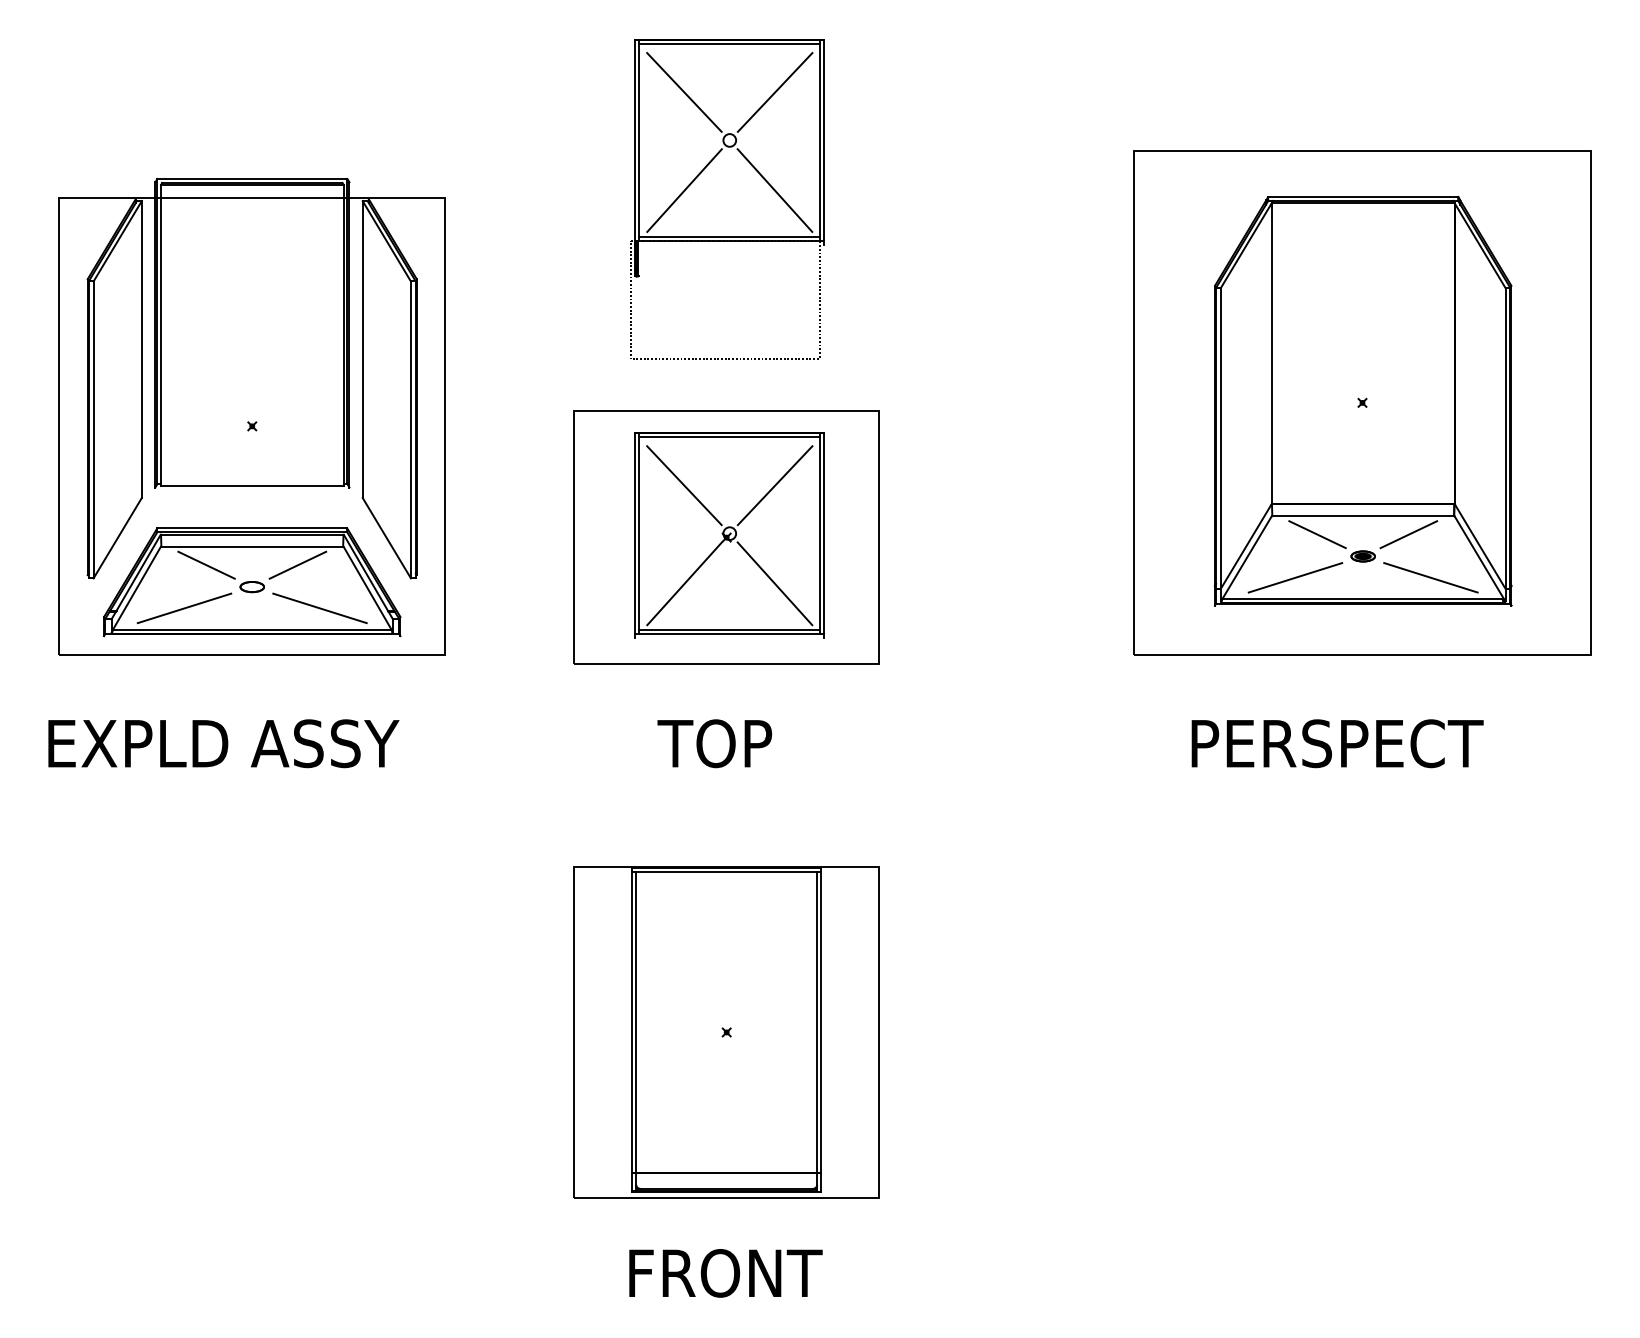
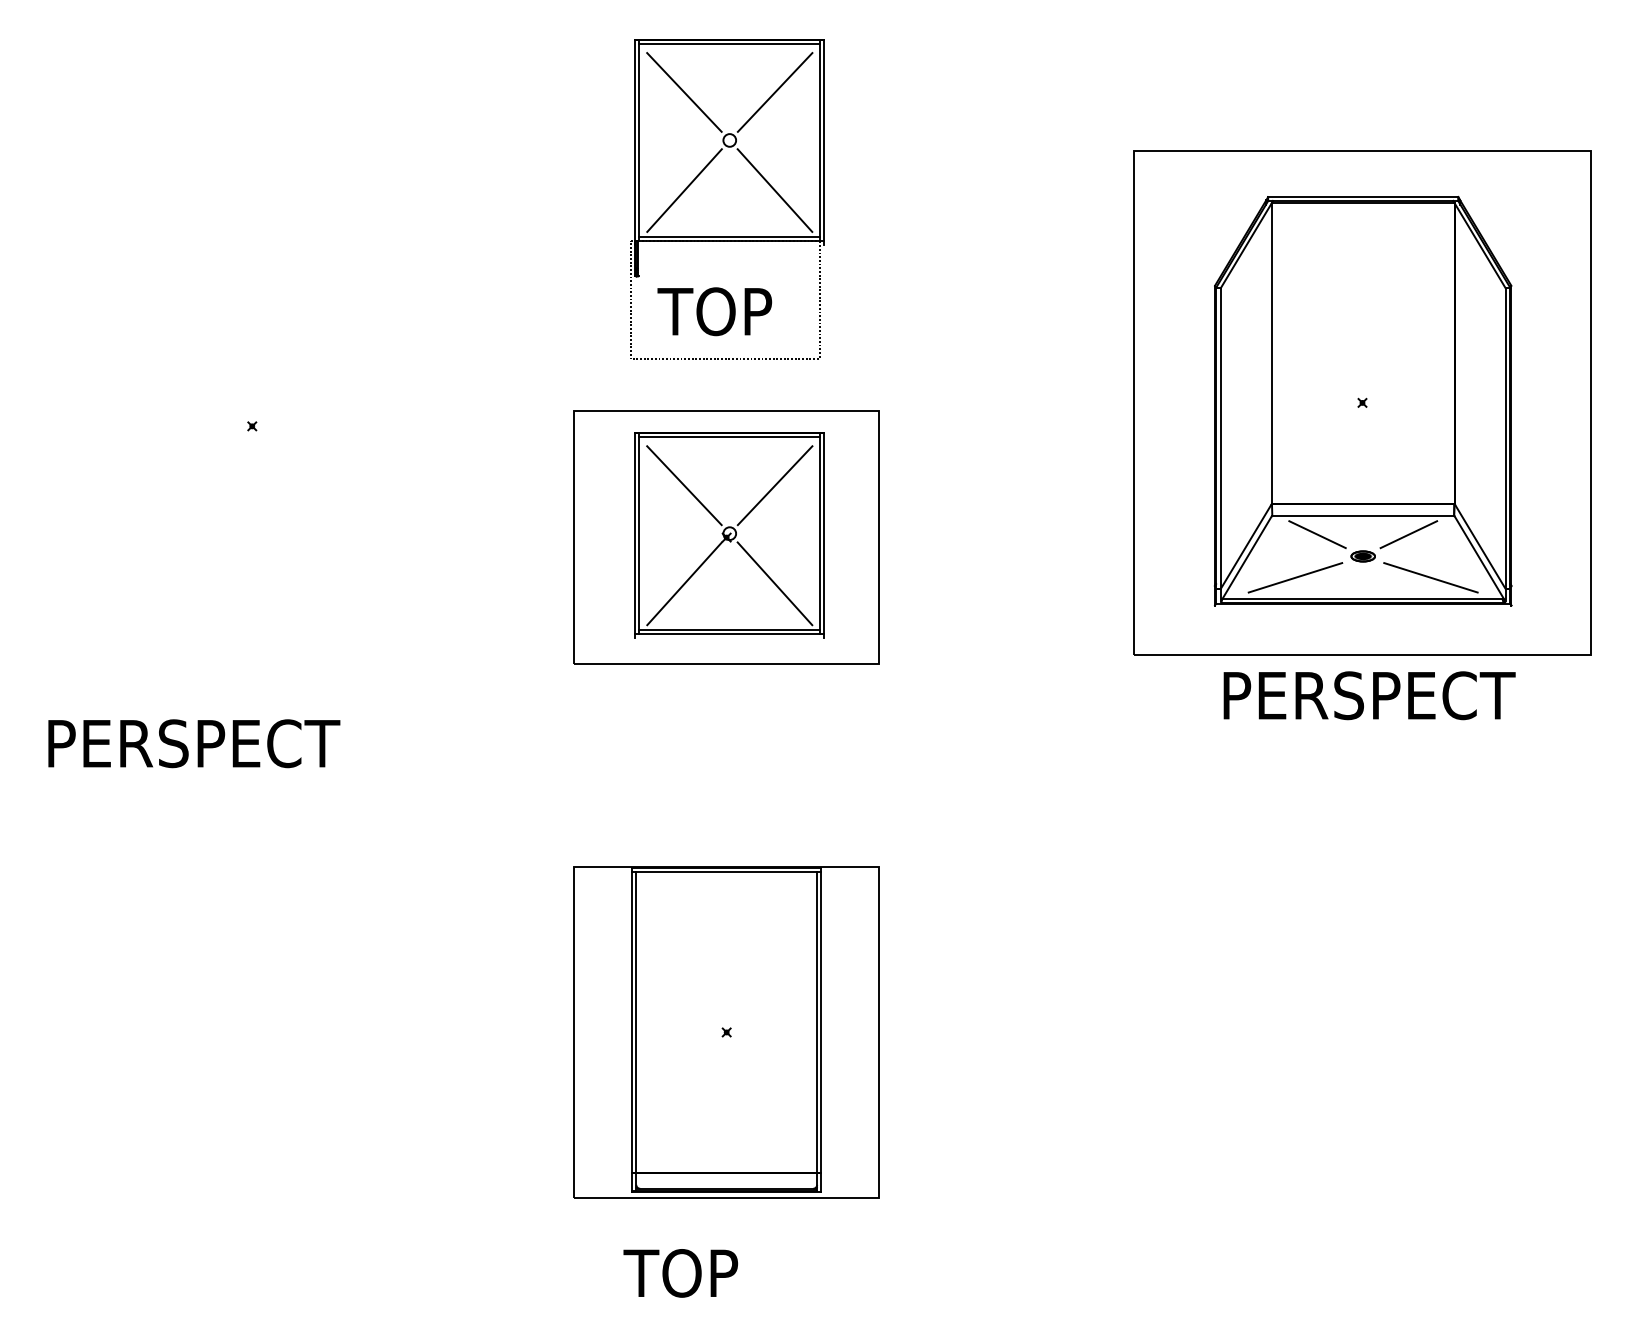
part: present -> none (251, 416)
text: EXPLD ASSY -> PERSPECT (226, 743)
text position: (714, 743) -> (714, 311) (714, 311)
text position: (1337, 743) -> (1369, 695) (1369, 695)
text: FRONT -> TOP (722, 1273)
